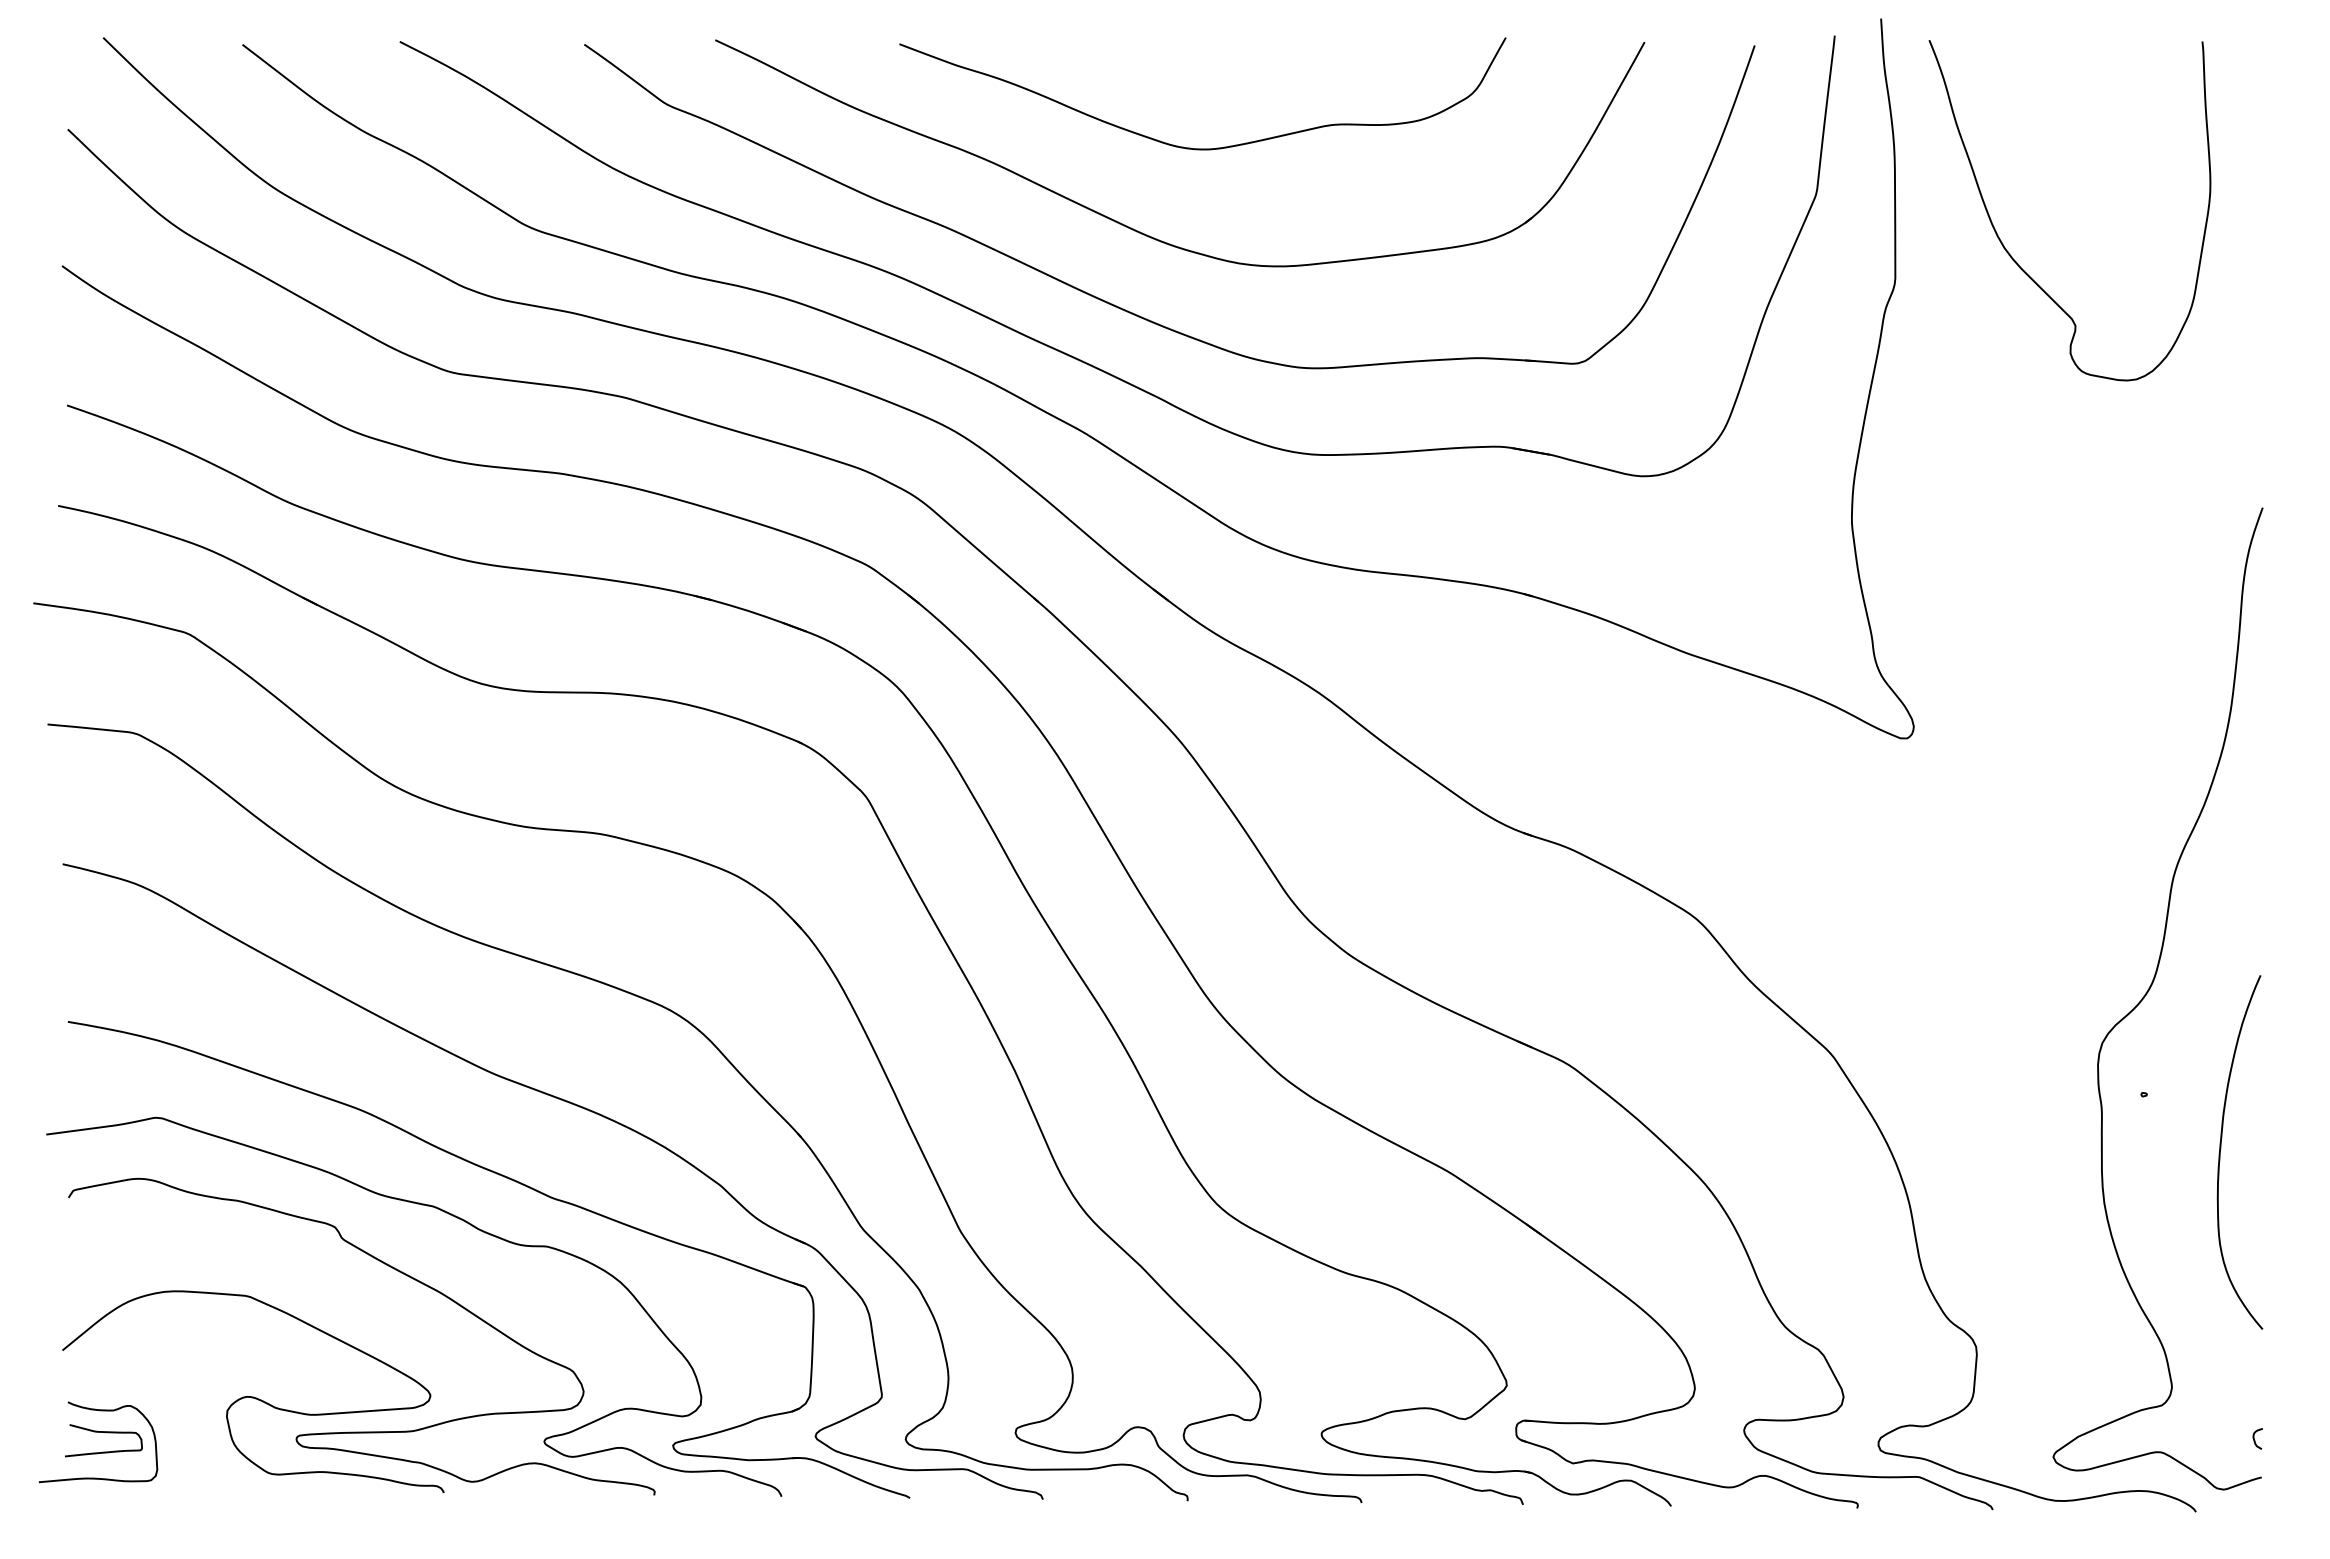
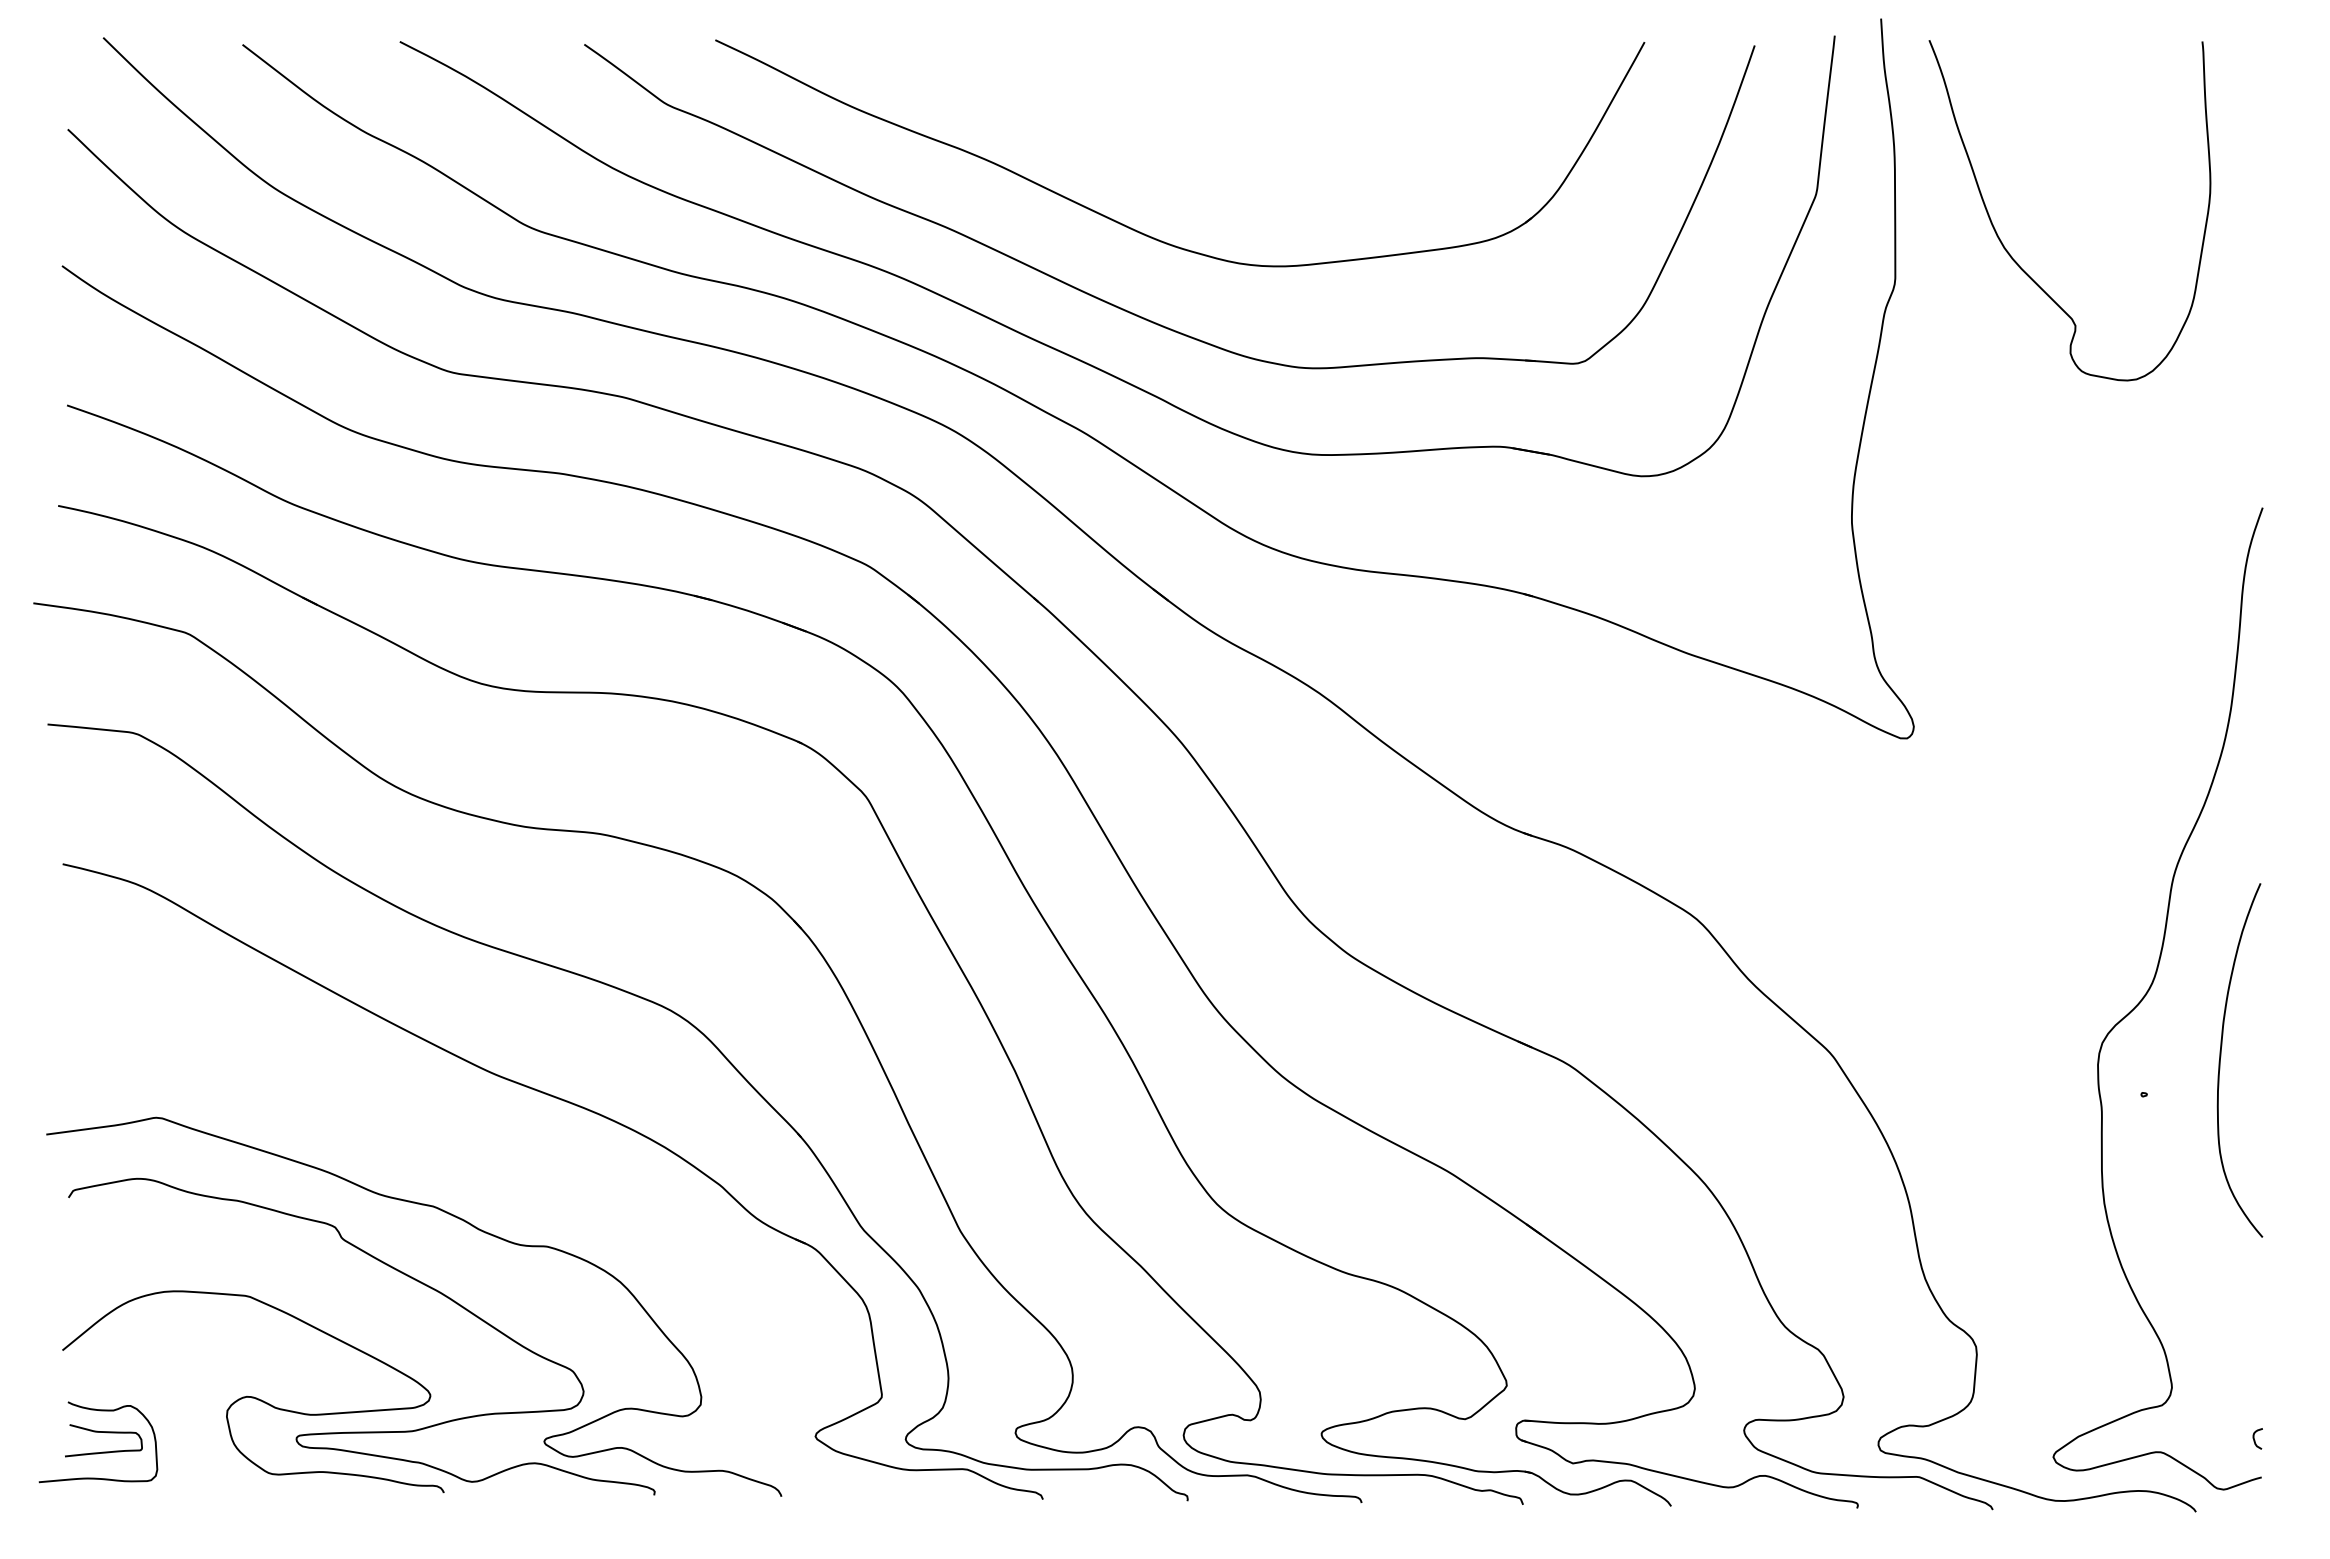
curve: present -> none (1202, 148)
curve position: (2221, 1149) -> (2221, 1057) (2221, 1057)
part: present -> none (524, 1186)
